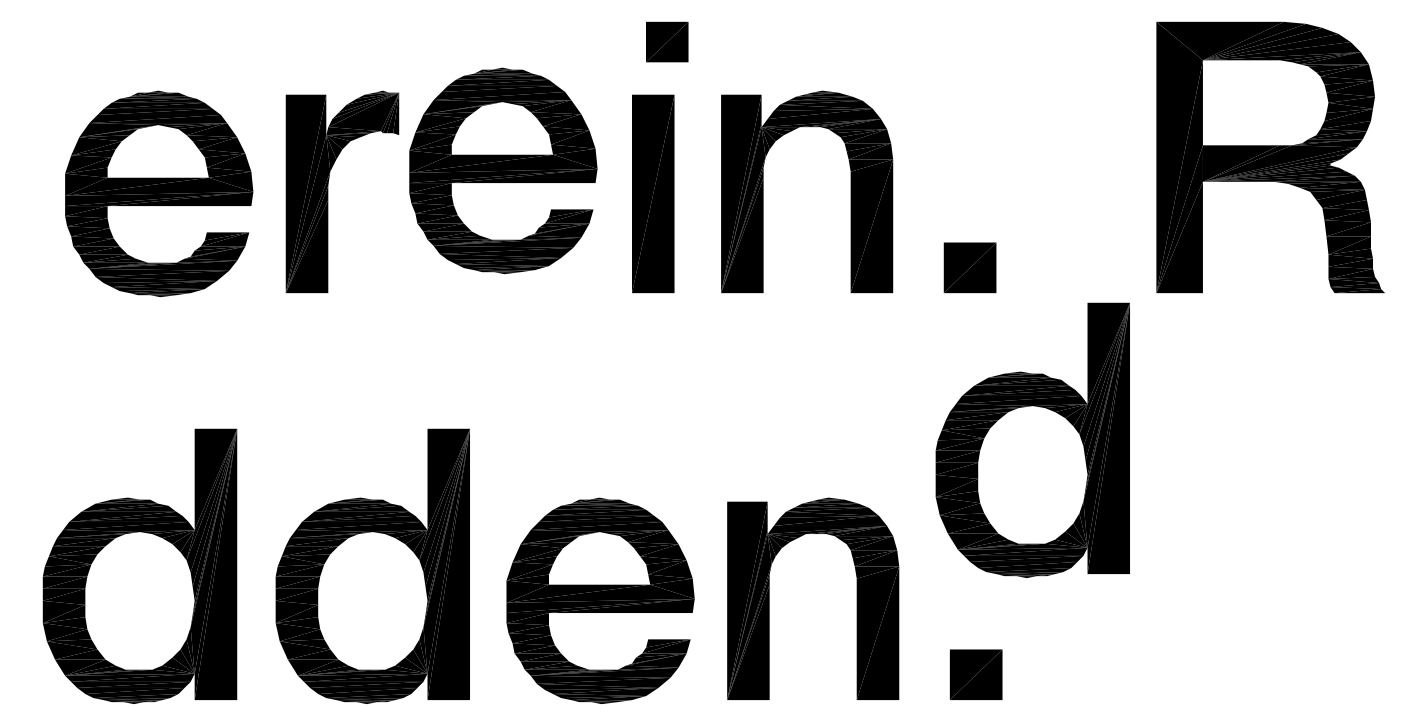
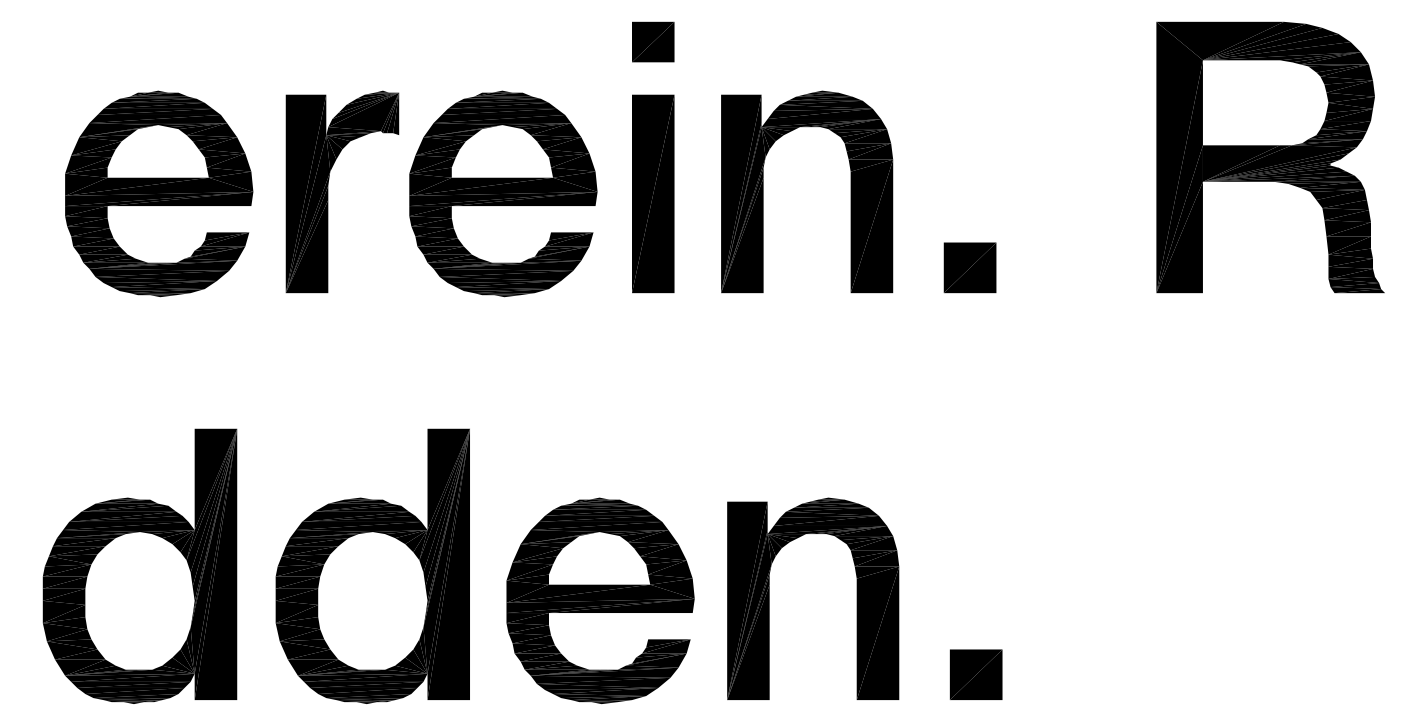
part position: (667, 41) -> (653, 41) (653, 41)
part position: (503, 170) -> (503, 193) (503, 193)
part: present -> none (1032, 439)
